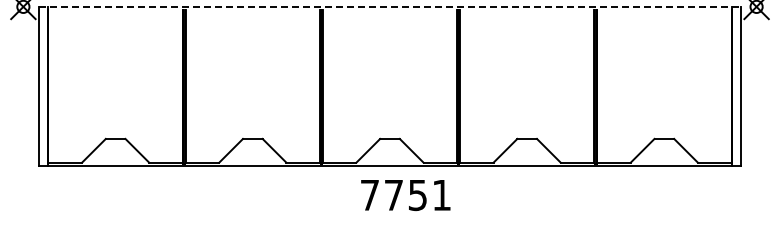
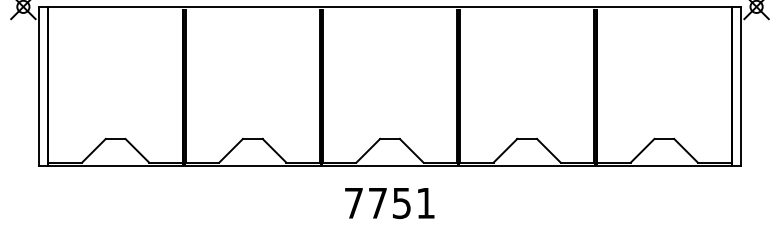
line: dashed -> solid (390, 6)
text position: (405, 195) -> (389, 203) (389, 203)
